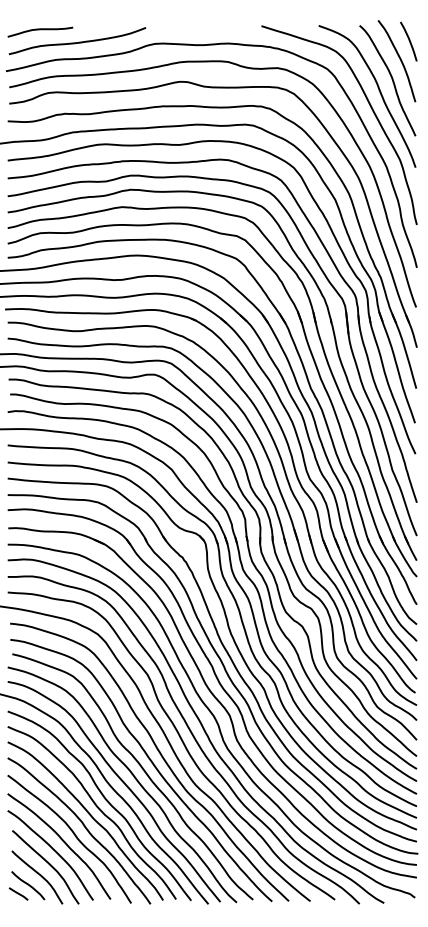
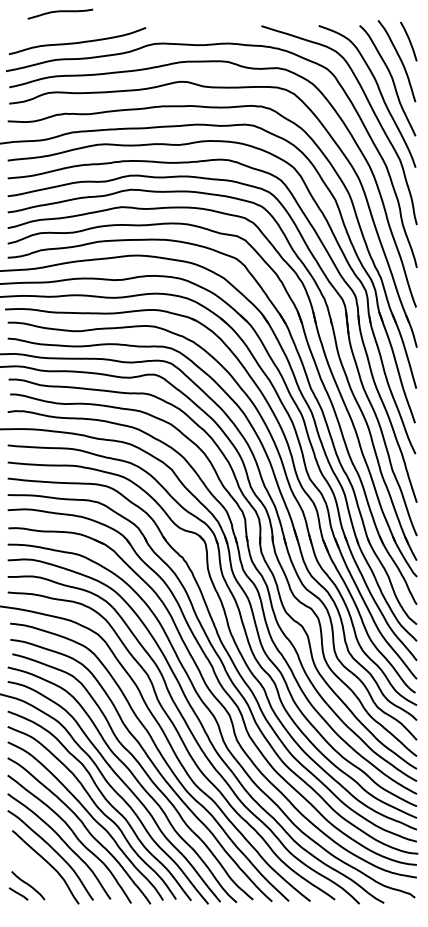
curve position: (40, 30) -> (60, 12) (60, 12)
curve: present -> none (39, 875)
